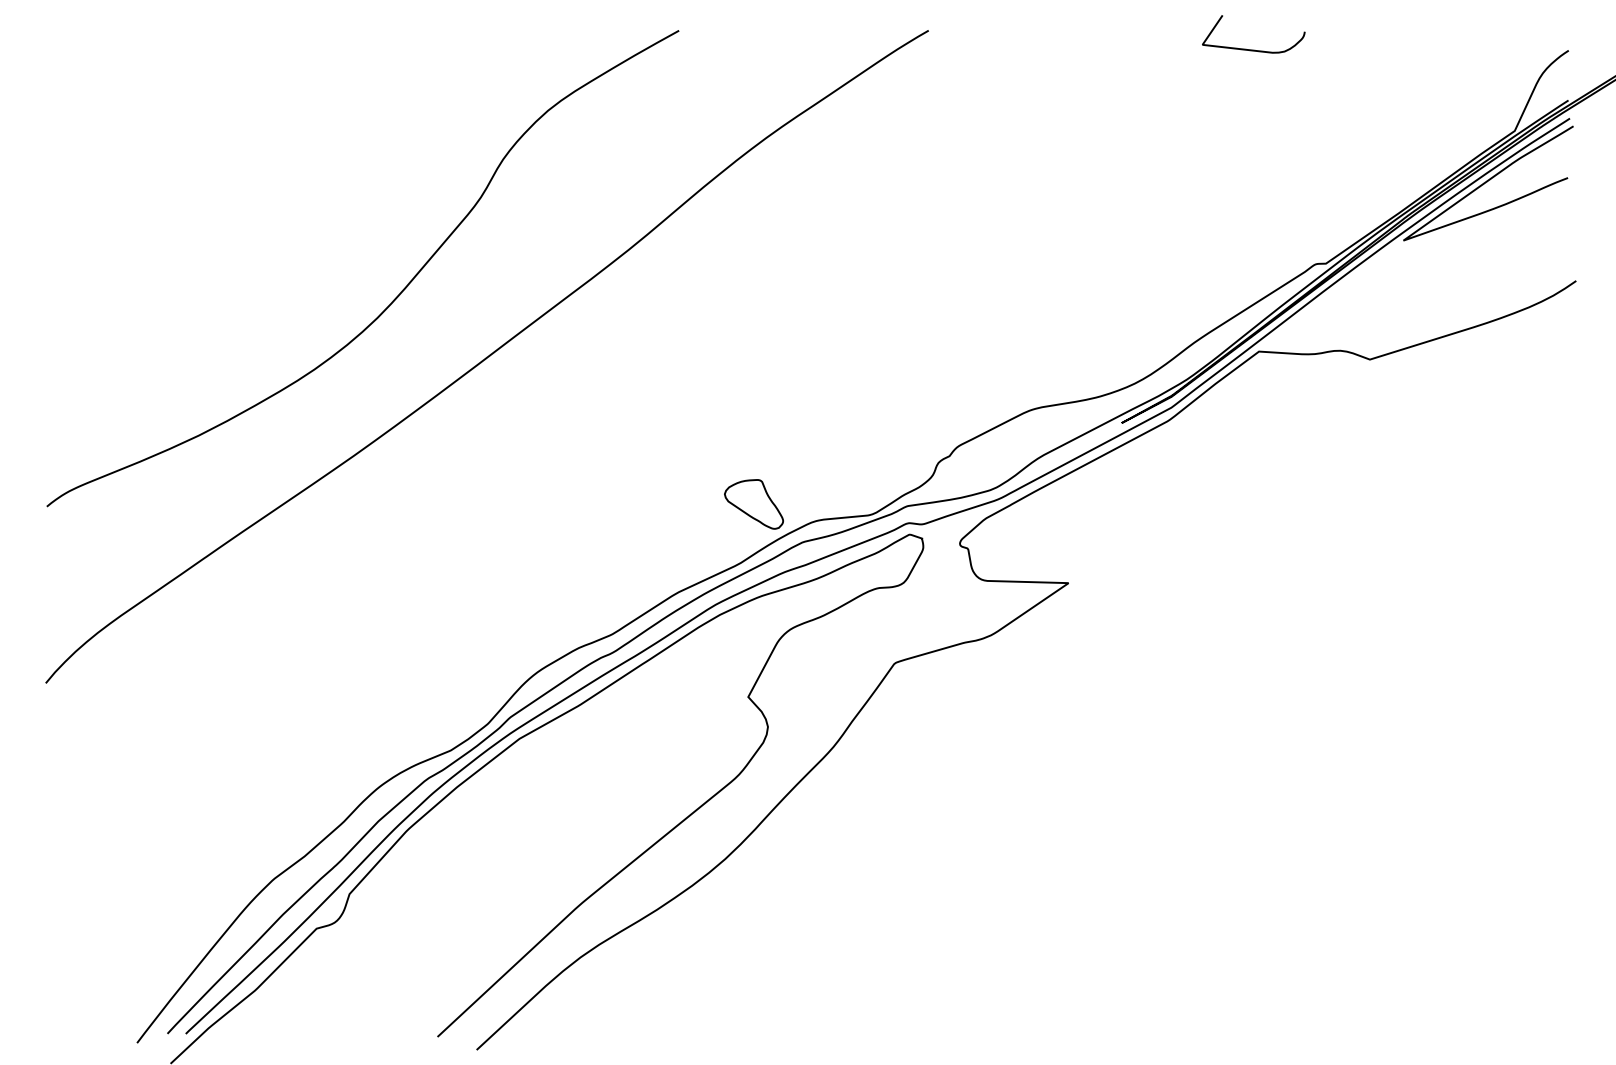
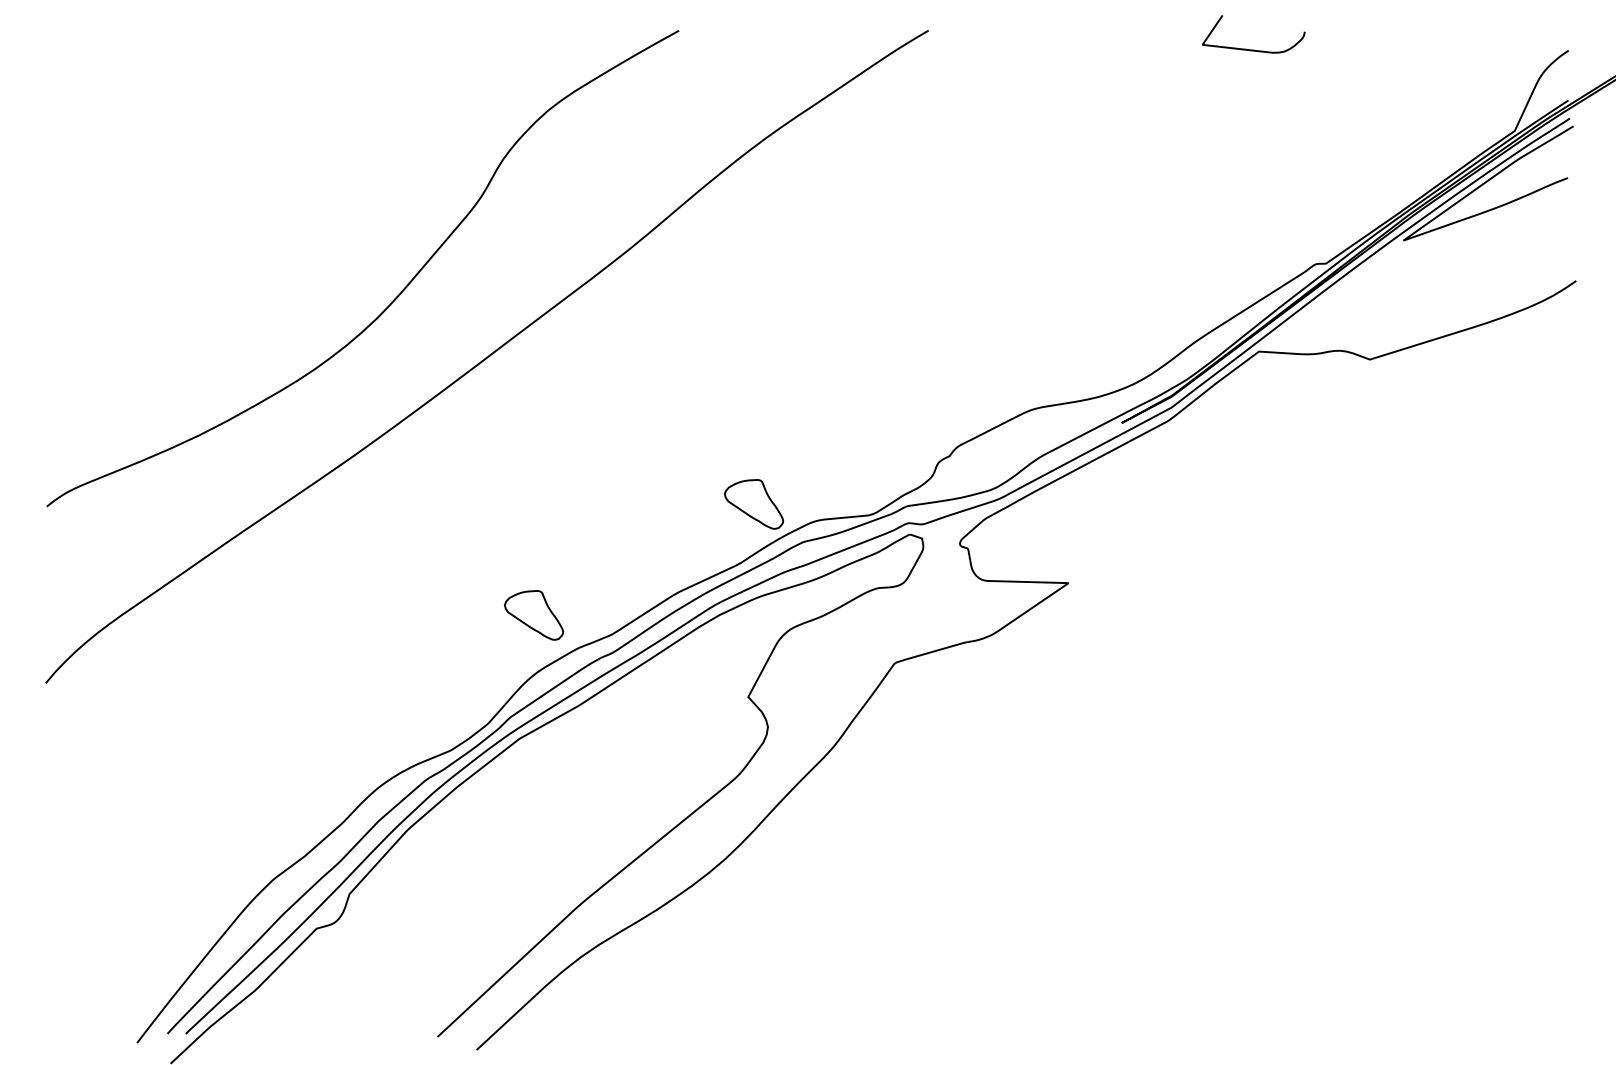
part: none -> present (533, 615)
